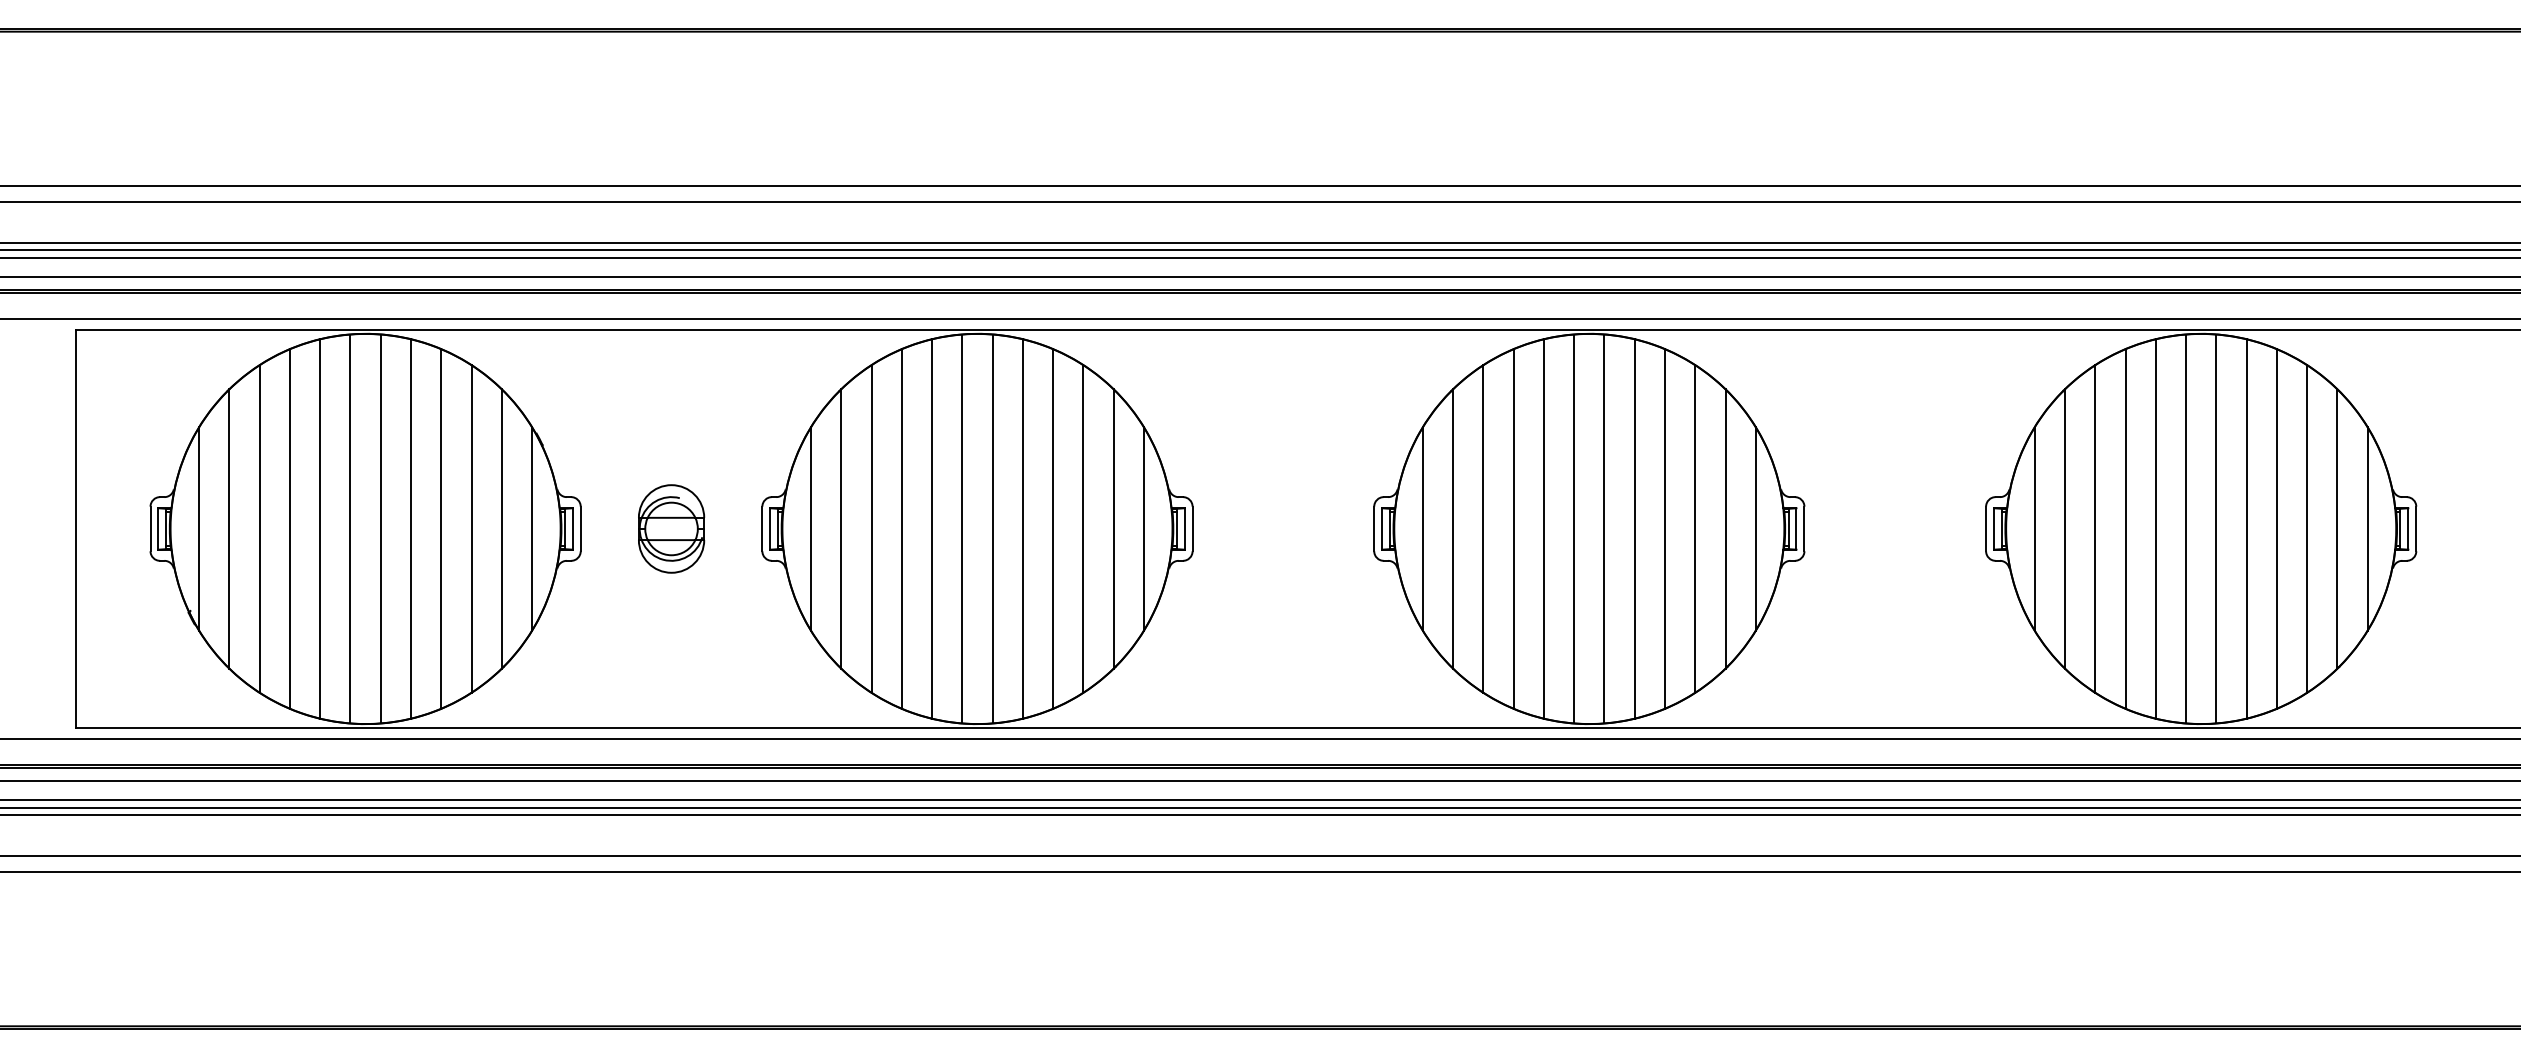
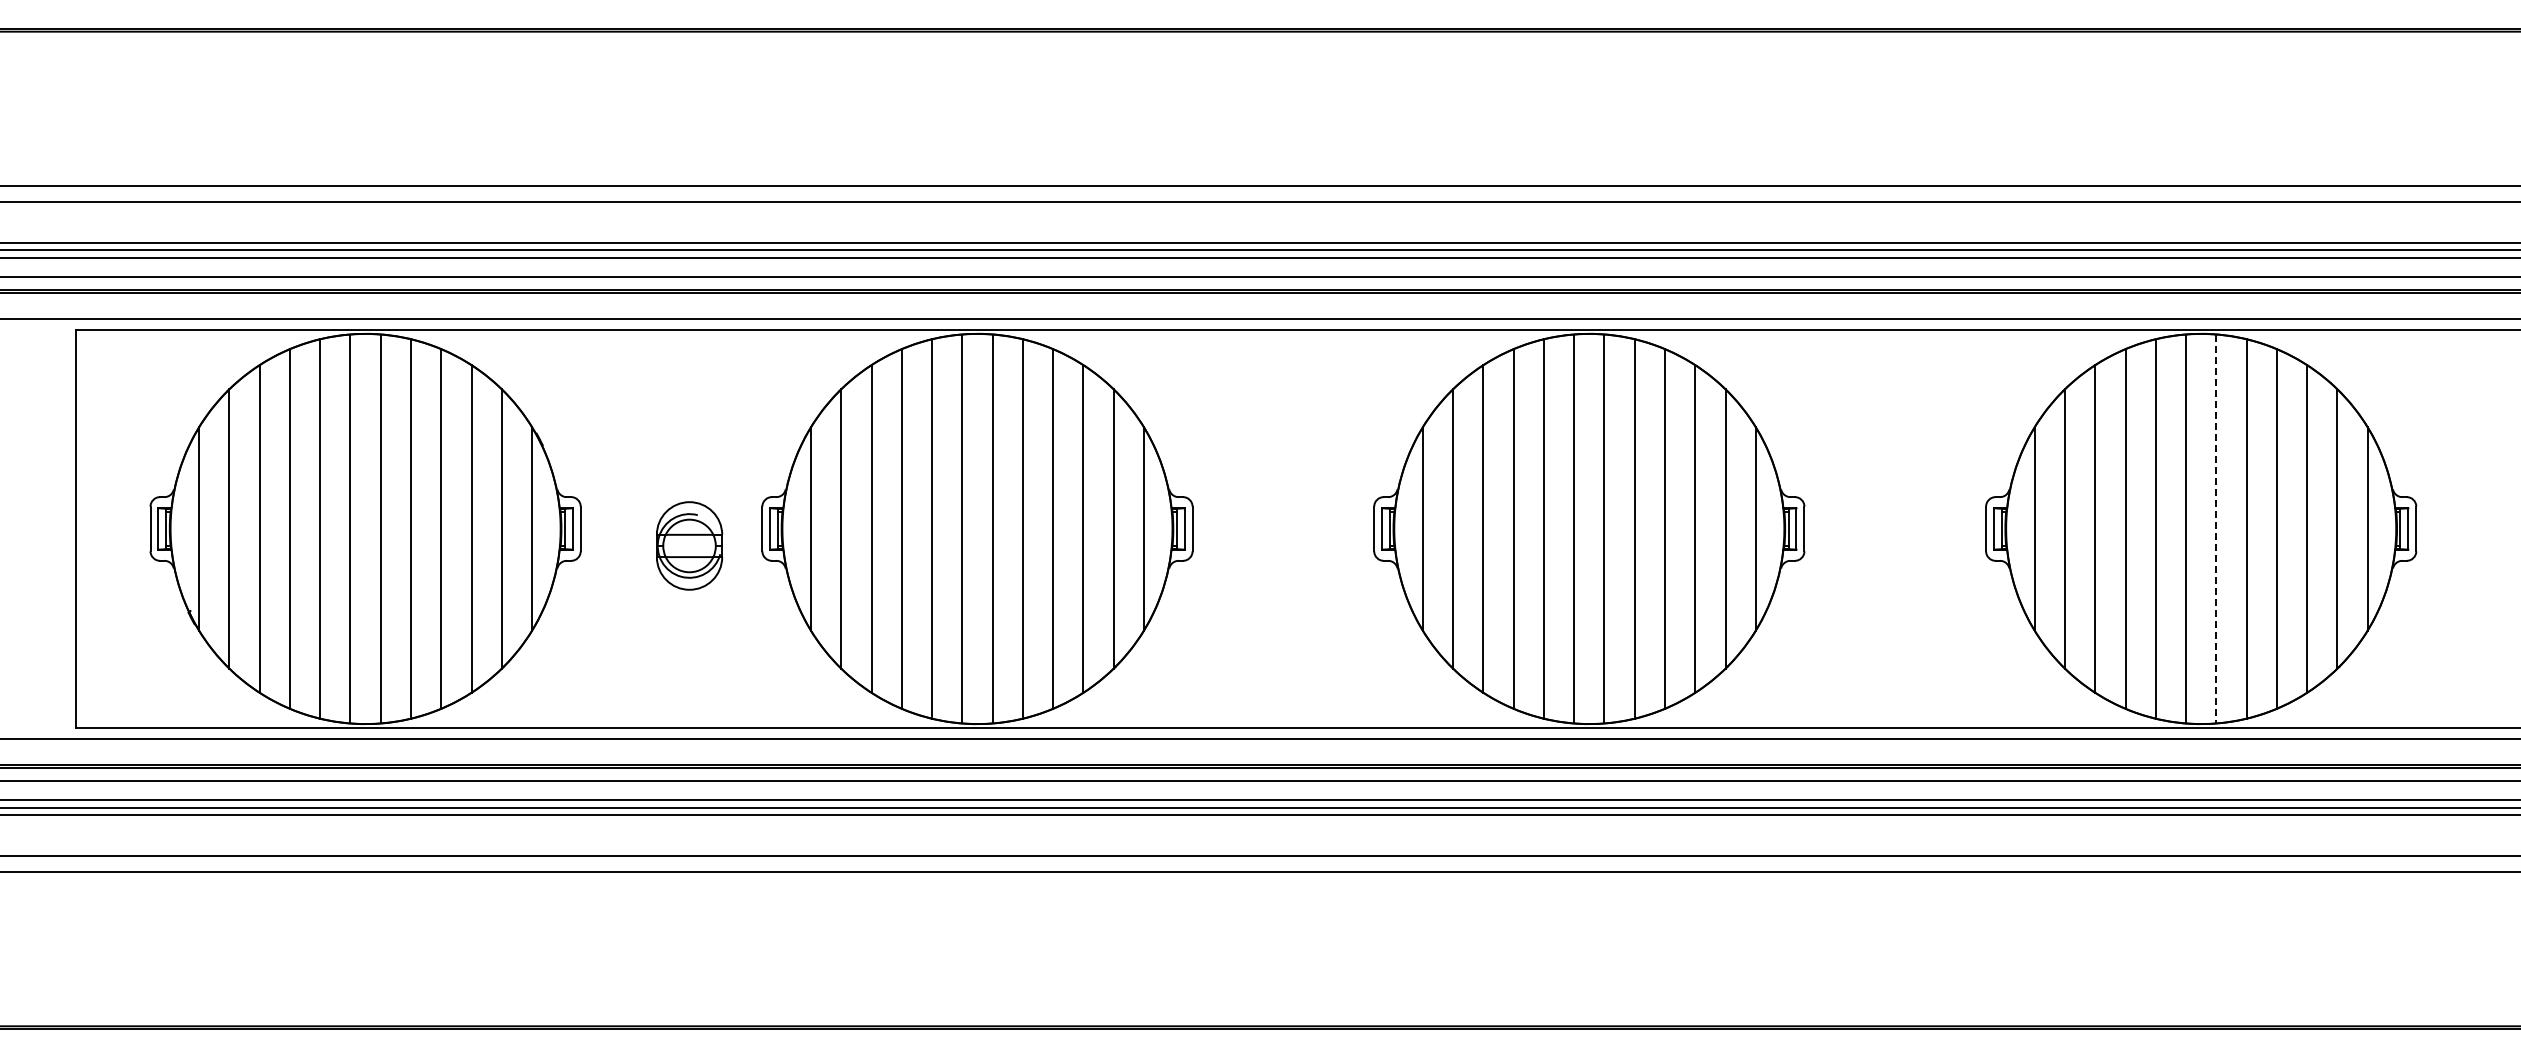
part position: (671, 528) -> (689, 545) (689, 545)
line: solid -> dashed (2216, 529)
